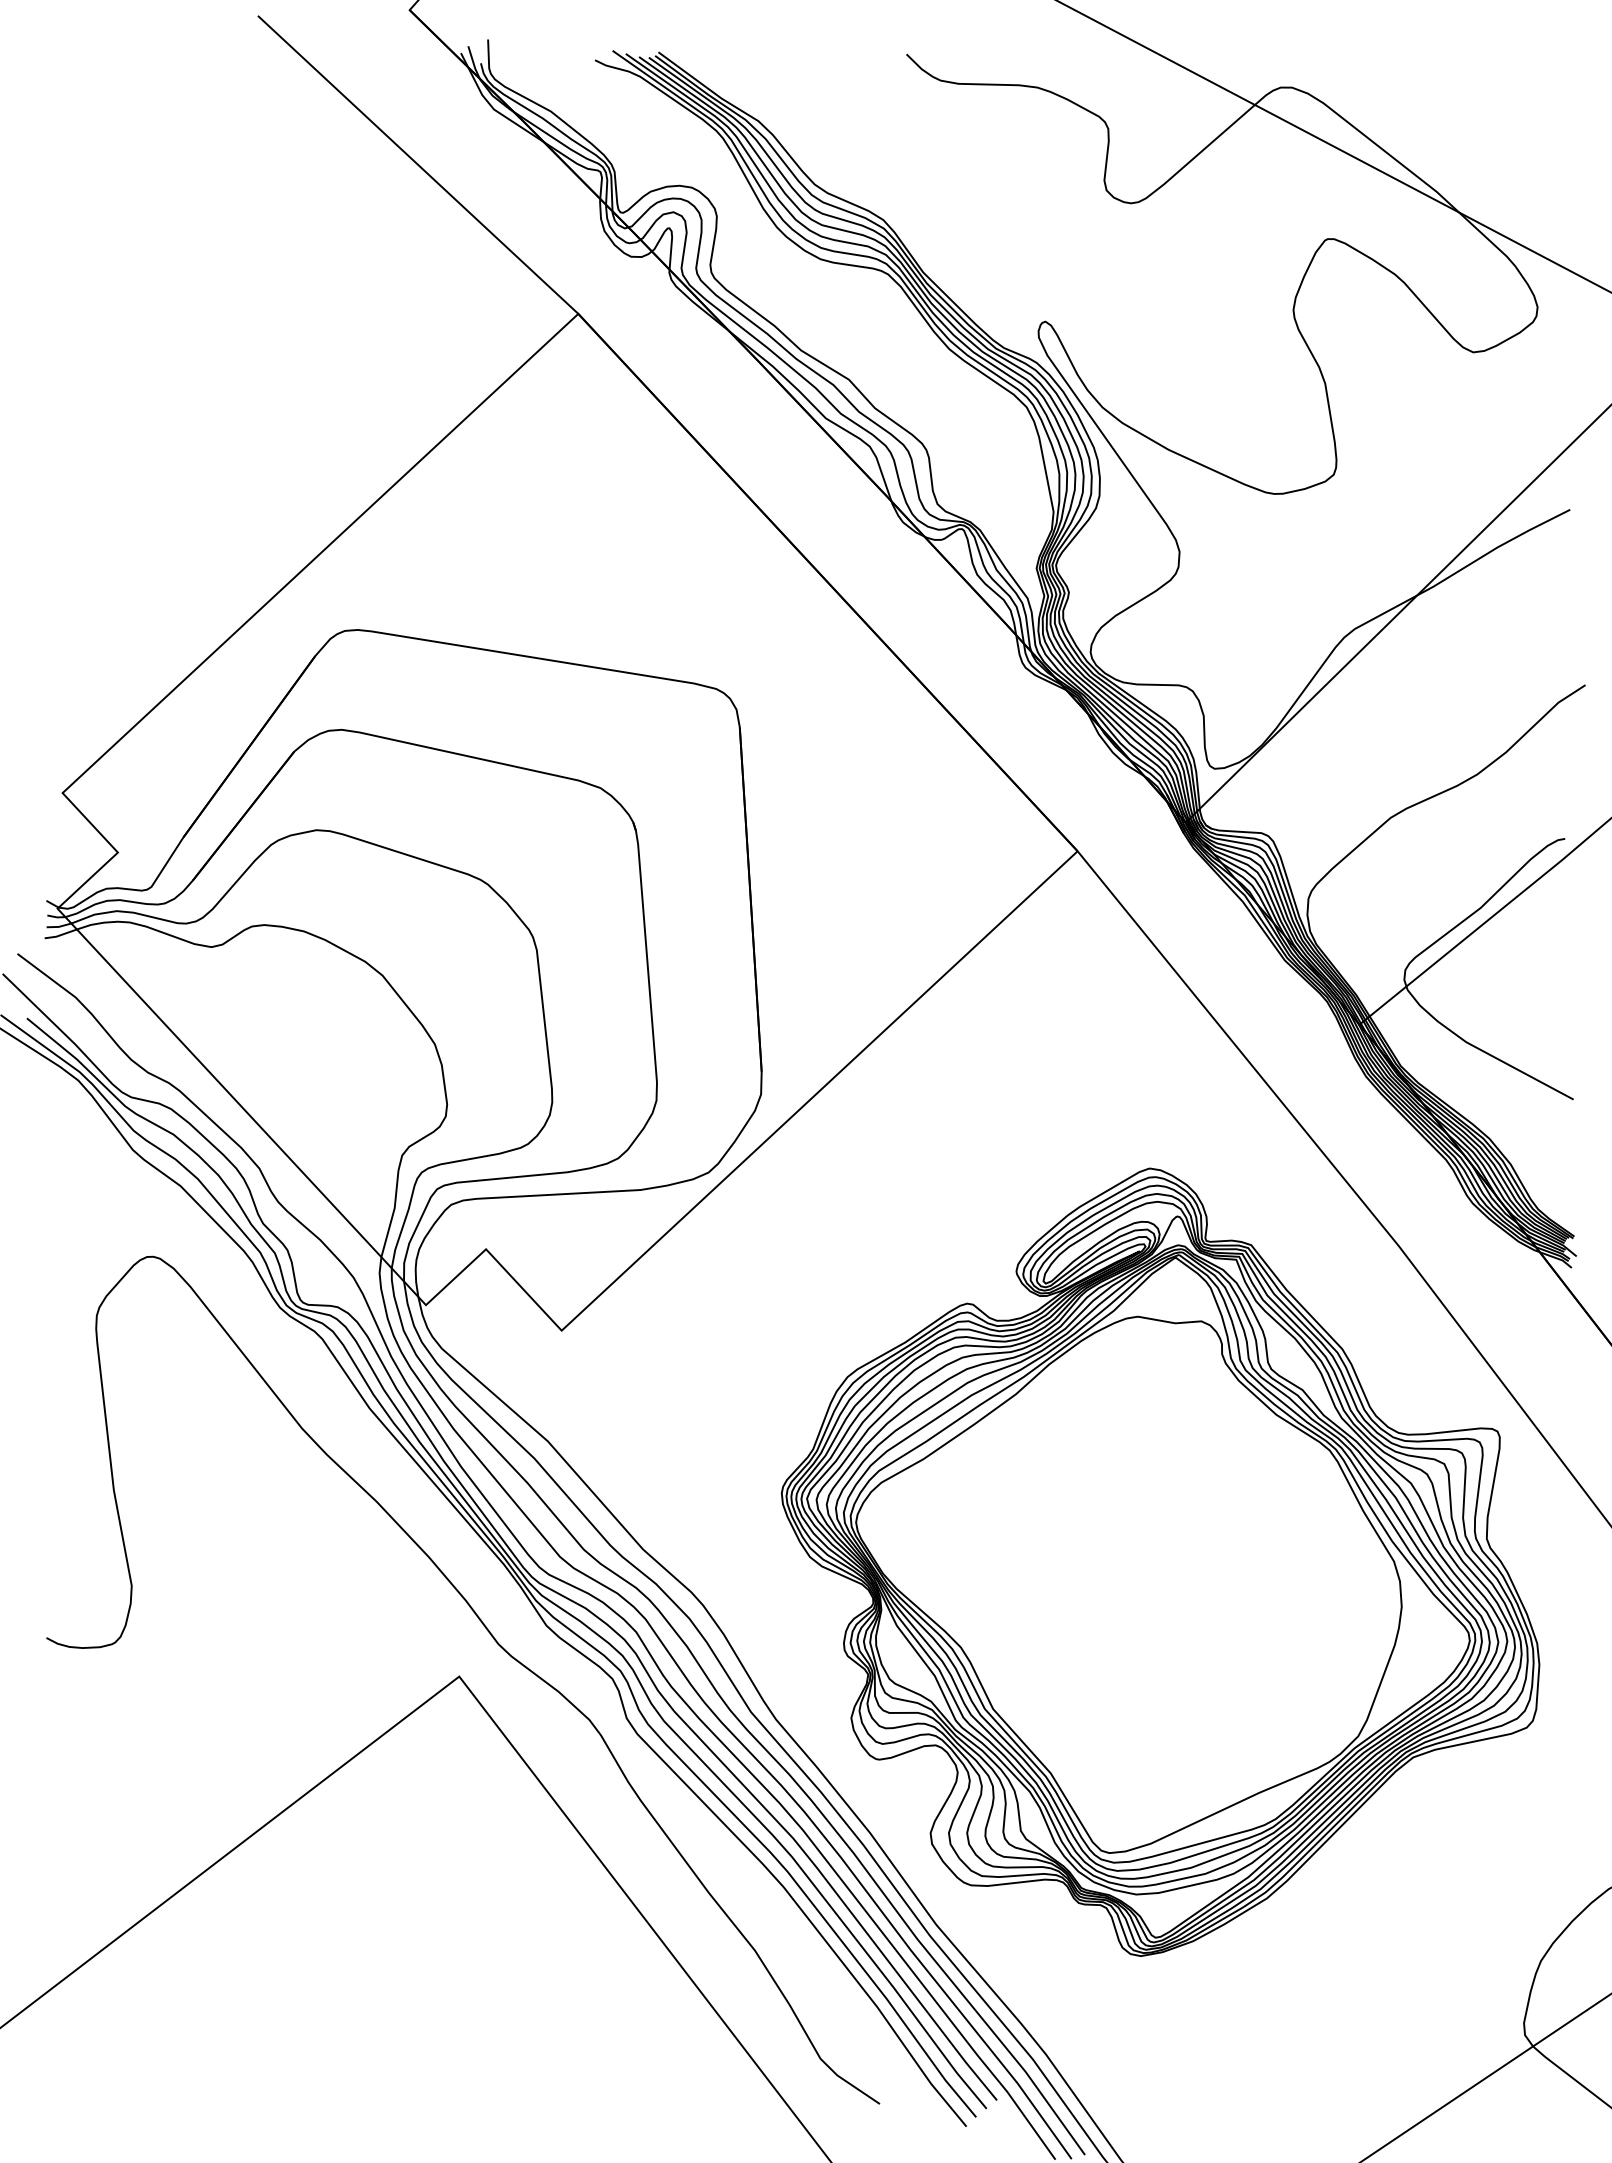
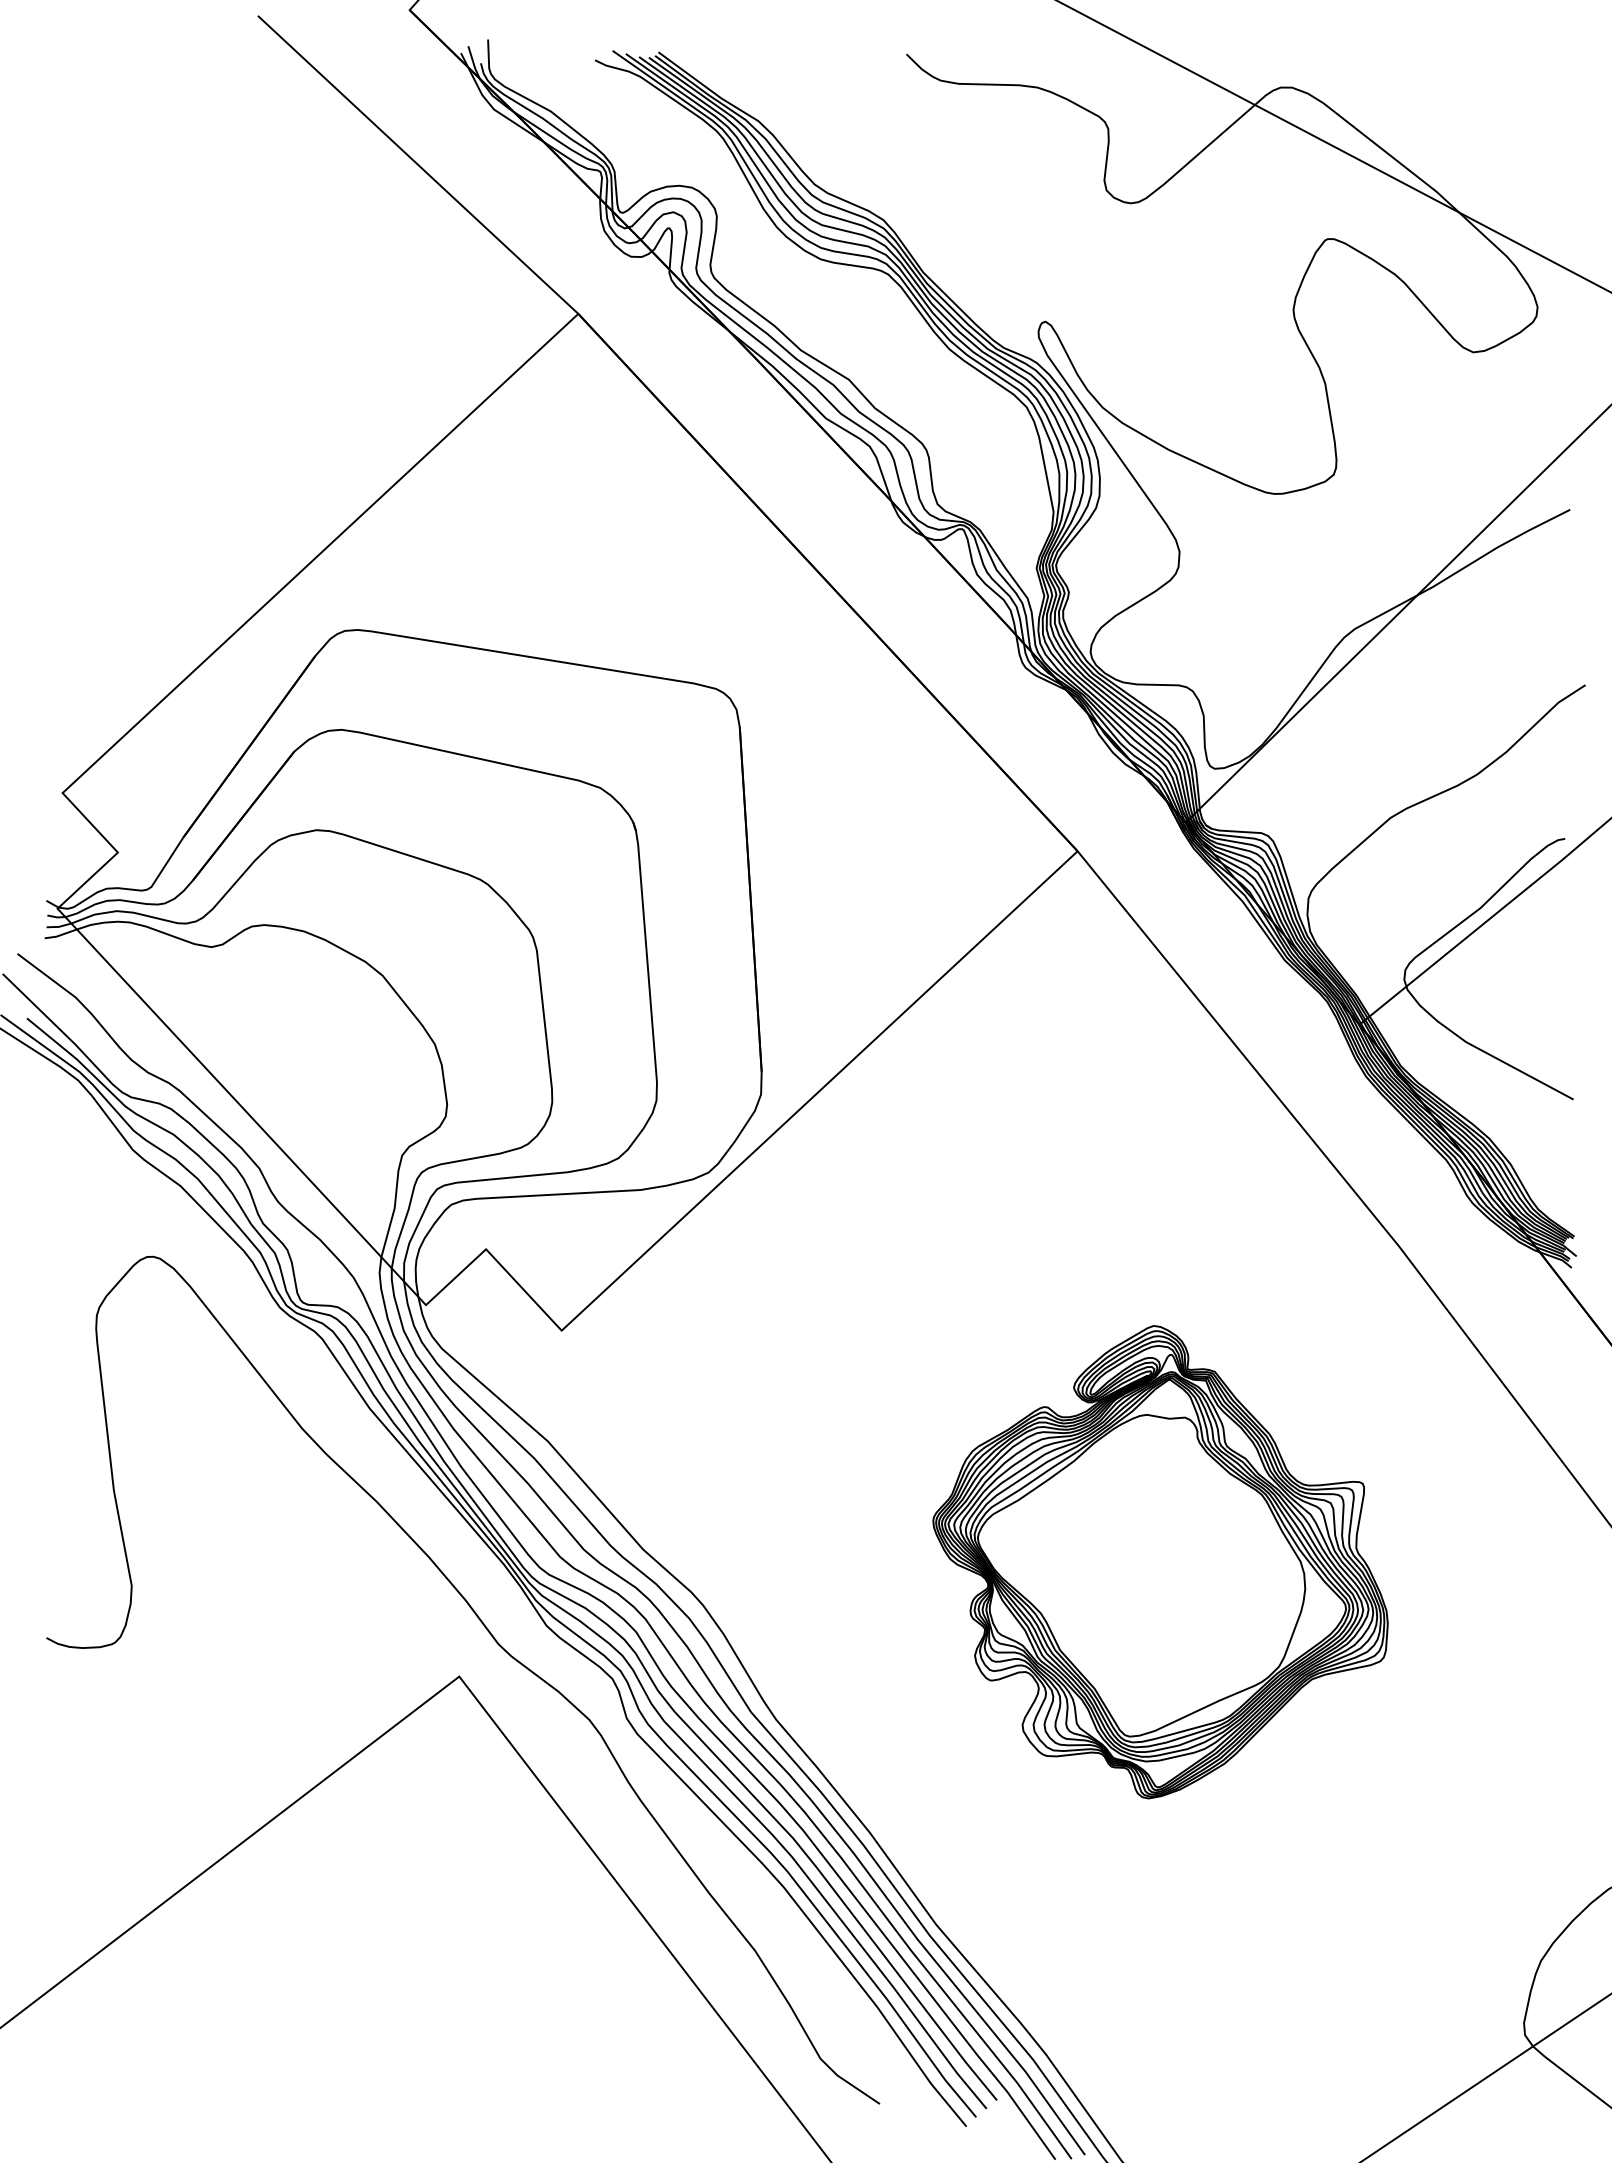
part size: 761x790 px -> 457x475 px (1160, 1562)
